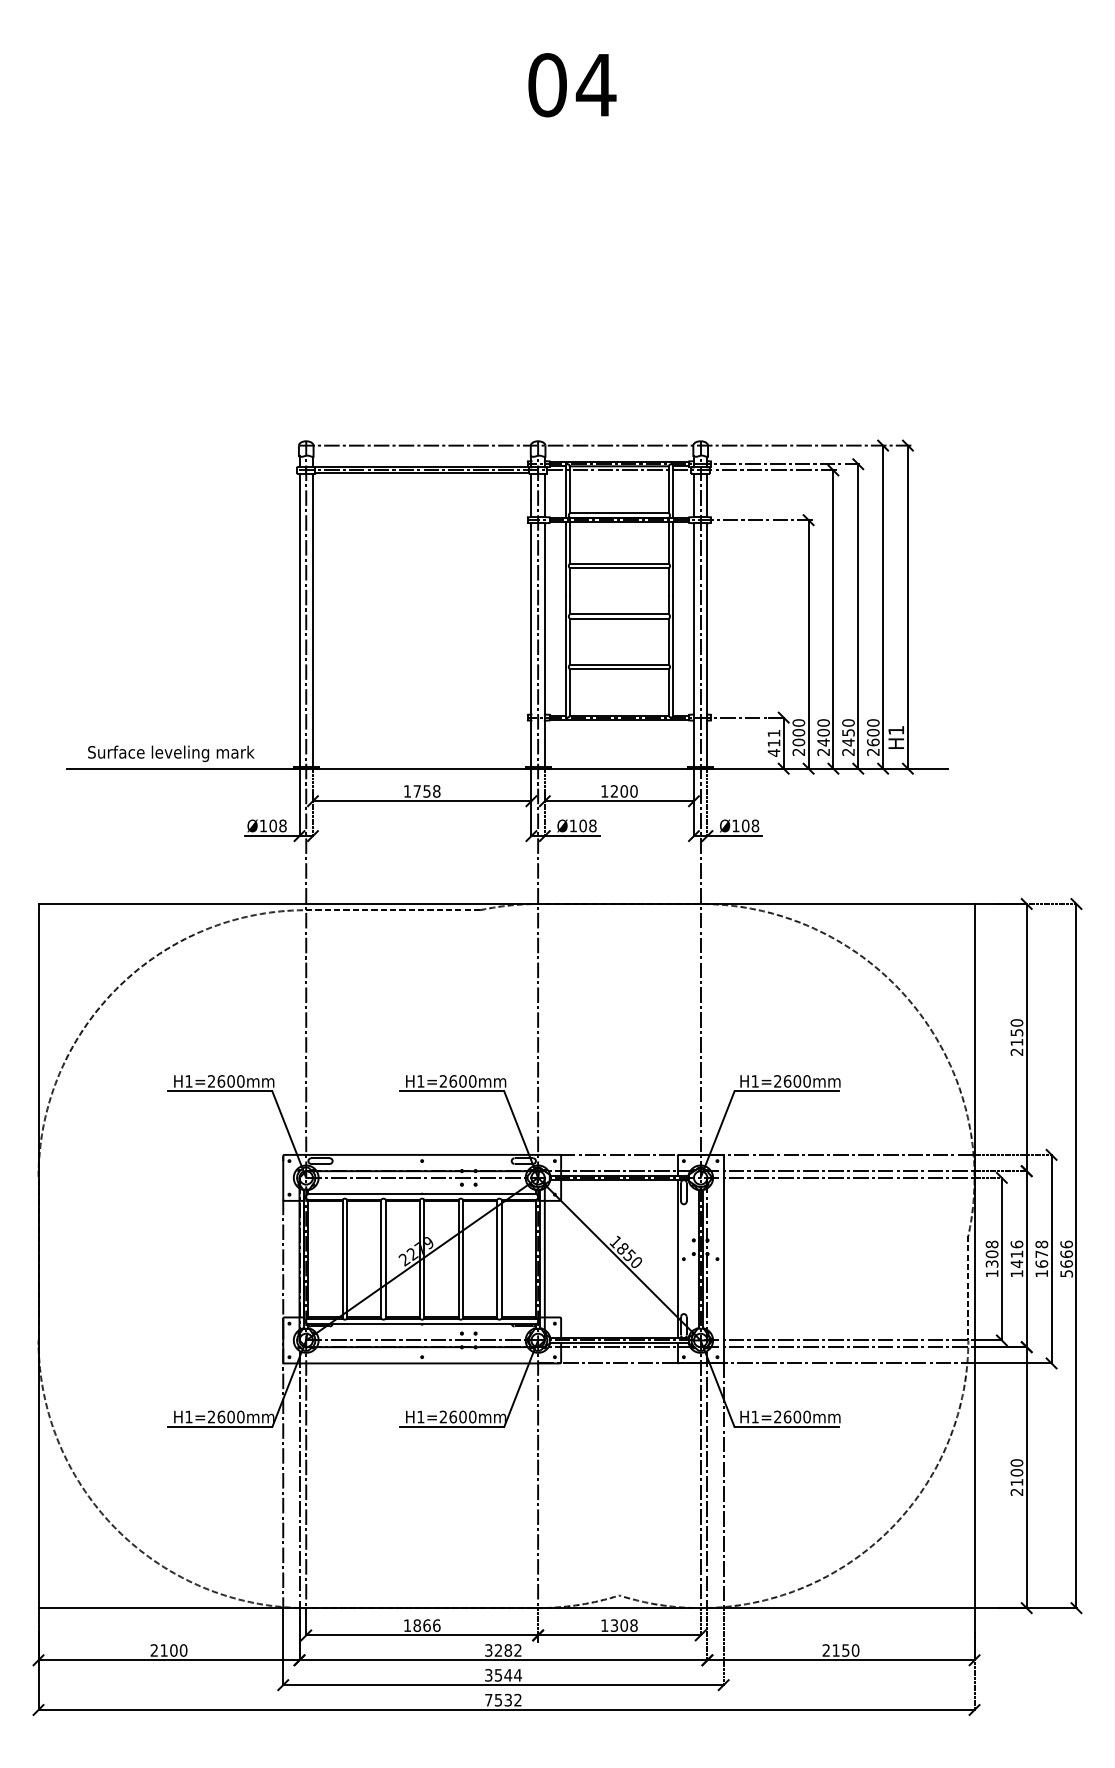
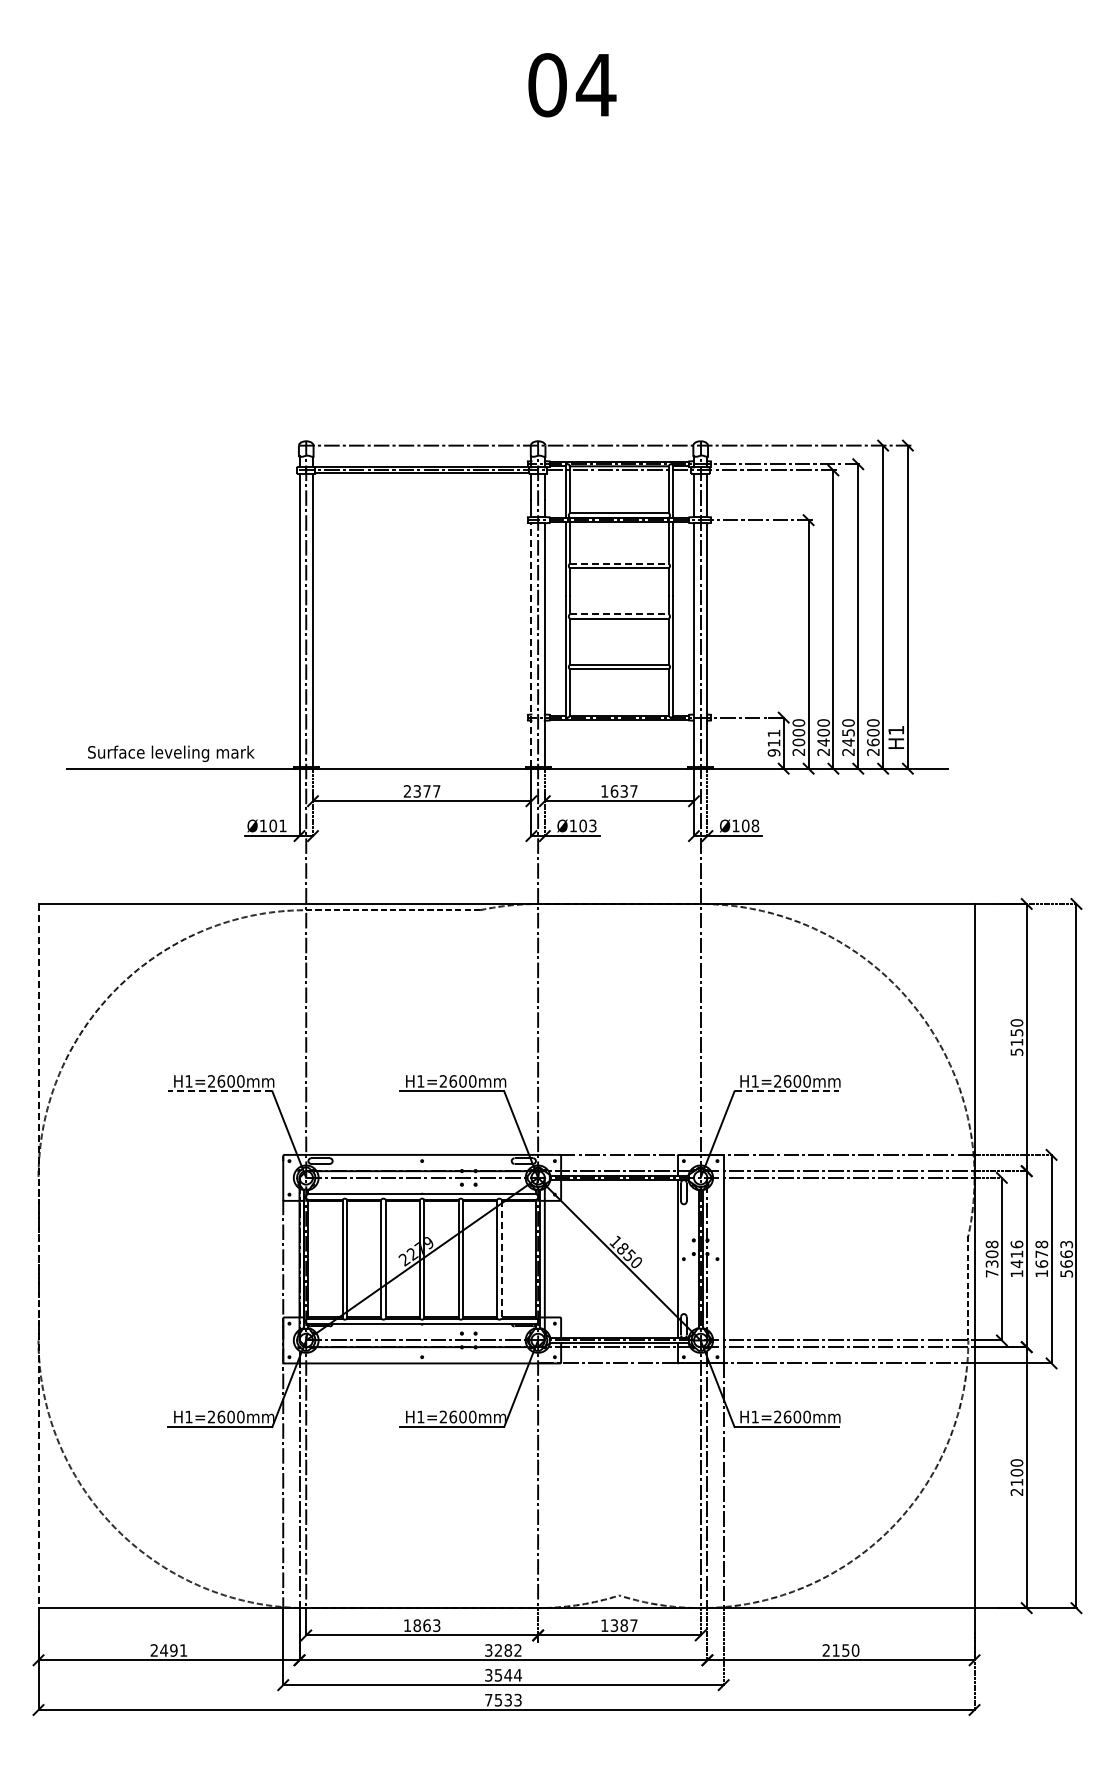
line: solid -> dashed (619, 563)
line: solid -> dashed (619, 614)
line: solid -> dashed (531, 644)
text: 411 -> 911 (773, 752)
text: 1758 -> 2377 (421, 791)
text: 1200 -> 1637 (623, 791)
text: Ø108 -> Ø101 (282, 825)
text: Ø108 -> Ø103 (592, 825)
text: 2150 -> 5150 (1016, 1051)
line: solid -> dashed (219, 1091)
line: solid -> dashed (787, 1091)
text: 5666 -> 5663 (1066, 1244)
line: solid -> dashed (38, 1256)
line: solid -> dashed (501, 1259)
text: 1308 -> 7308 (992, 1273)
text: 1866 -> 1863 (436, 1625)
text: 1308 -> 1387 (628, 1625)
text: 2100 -> 2491 (173, 1650)
text: 7532 -> 7533 (517, 1700)
